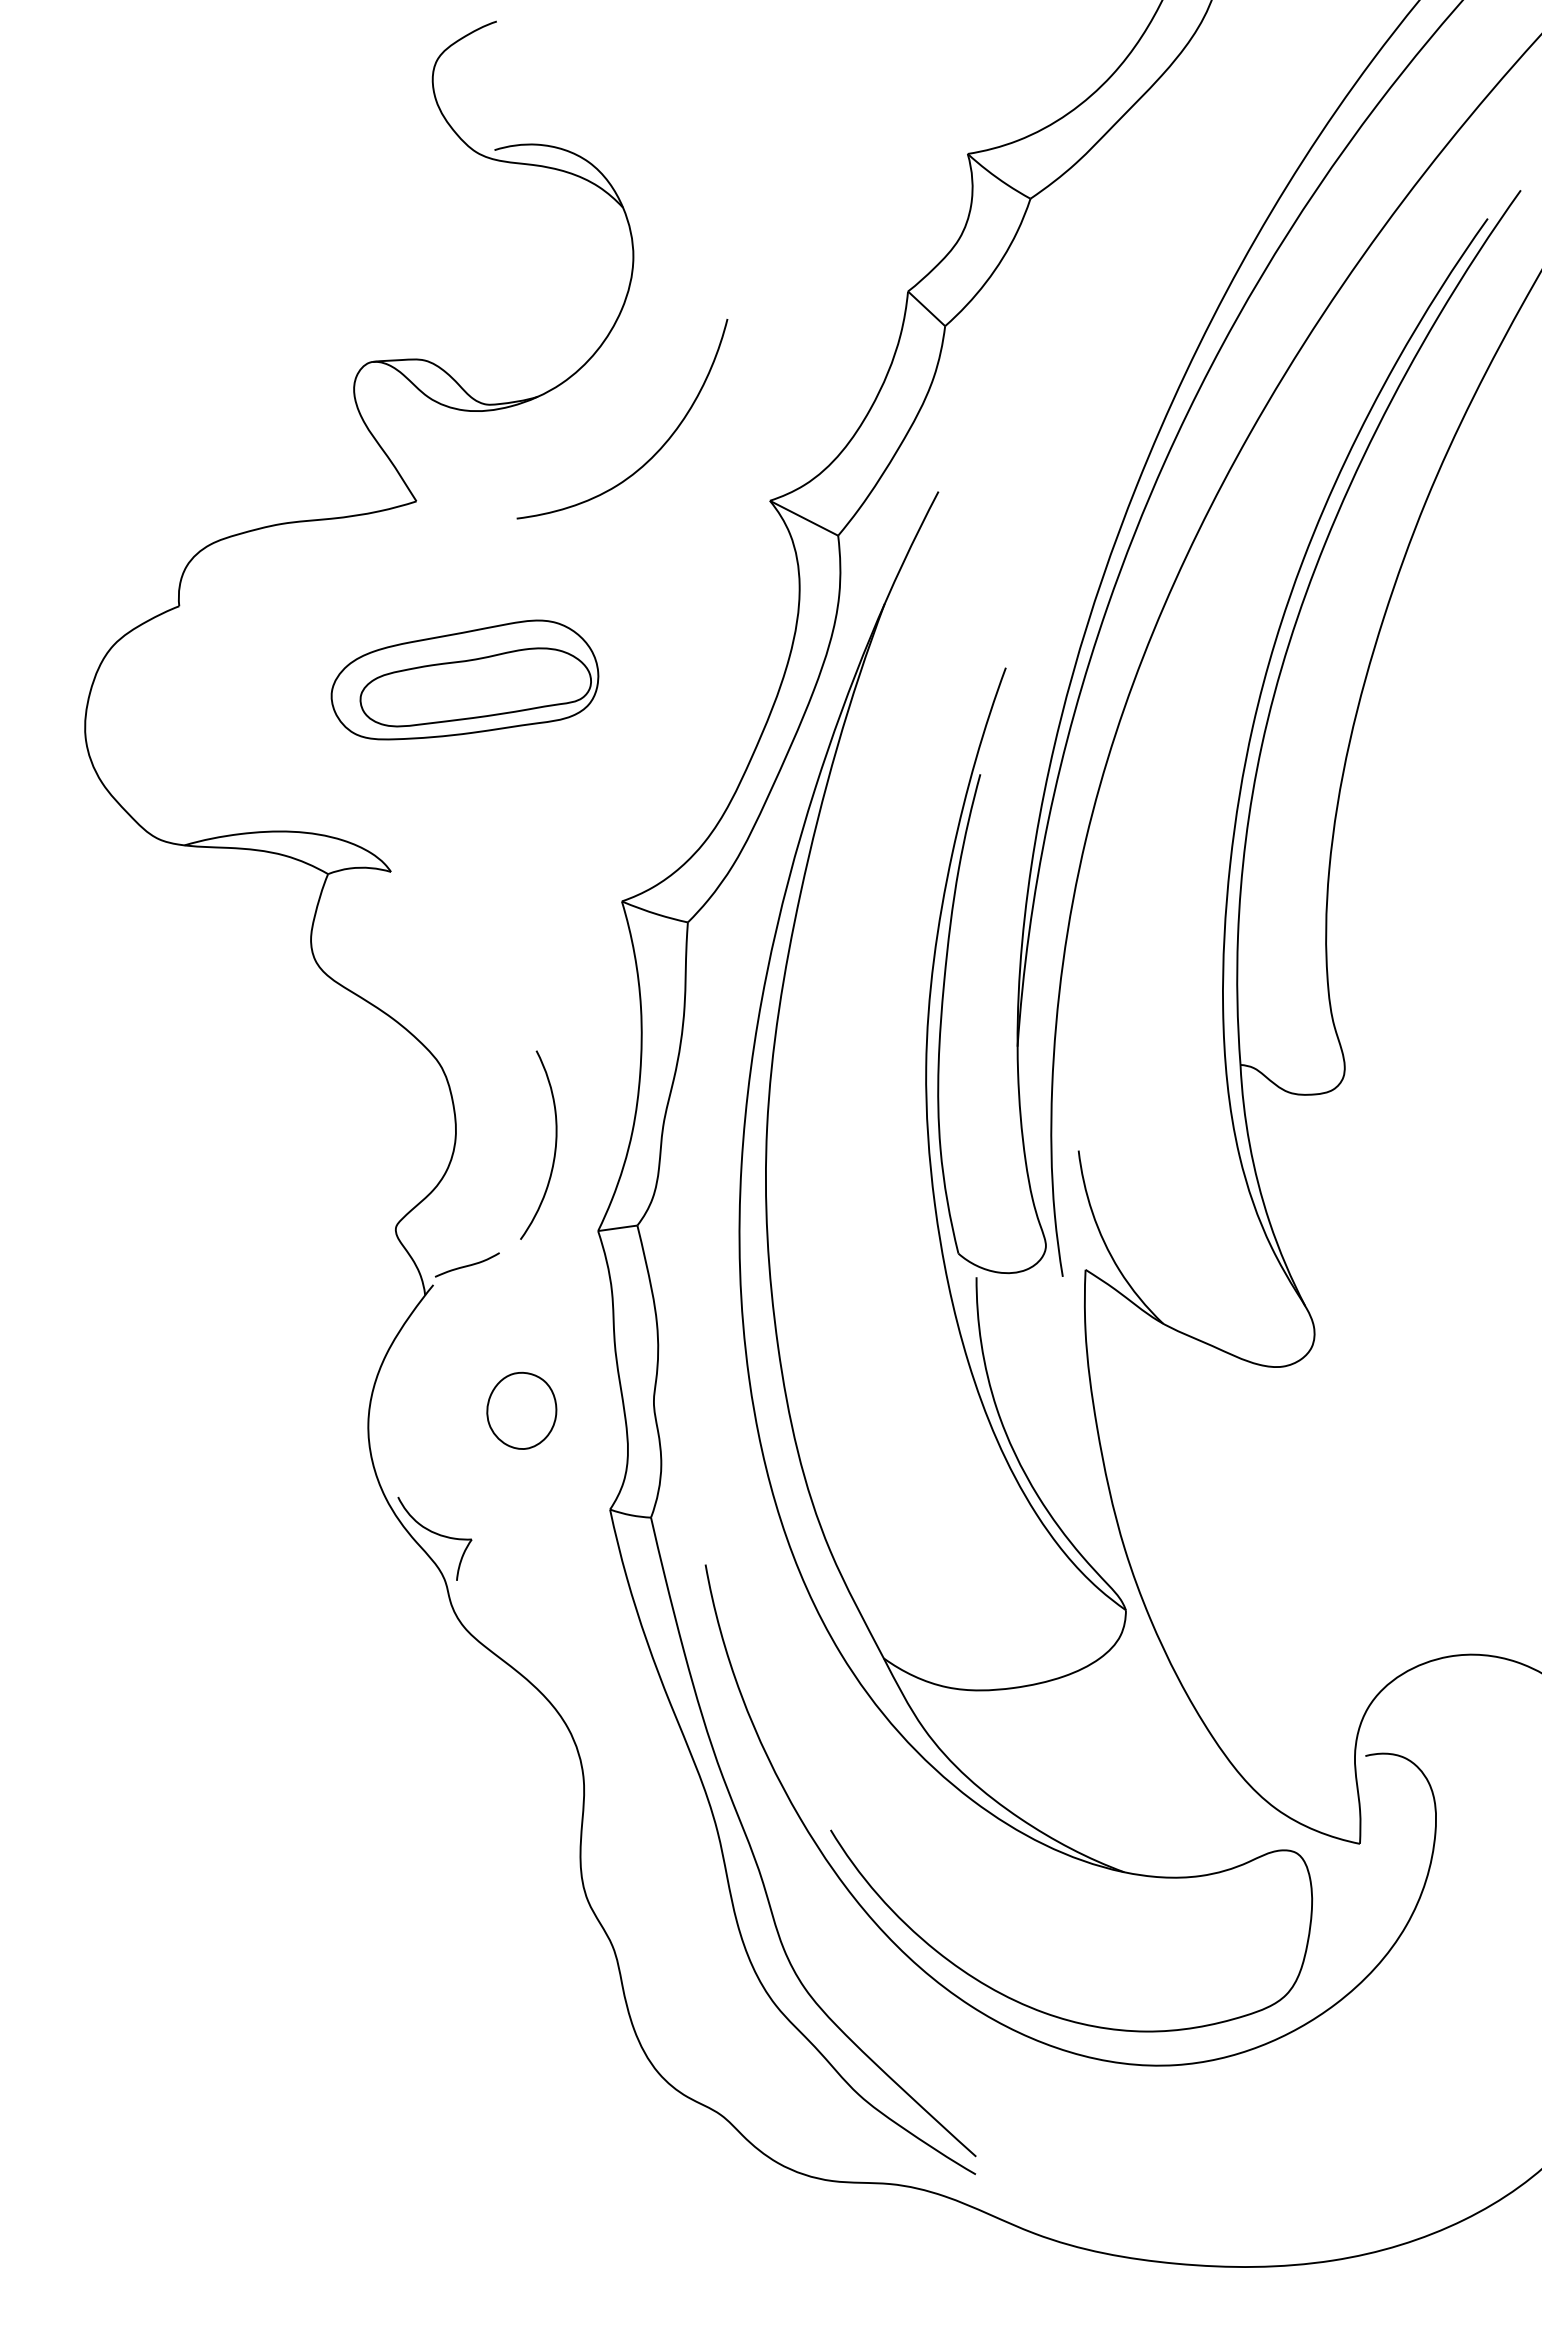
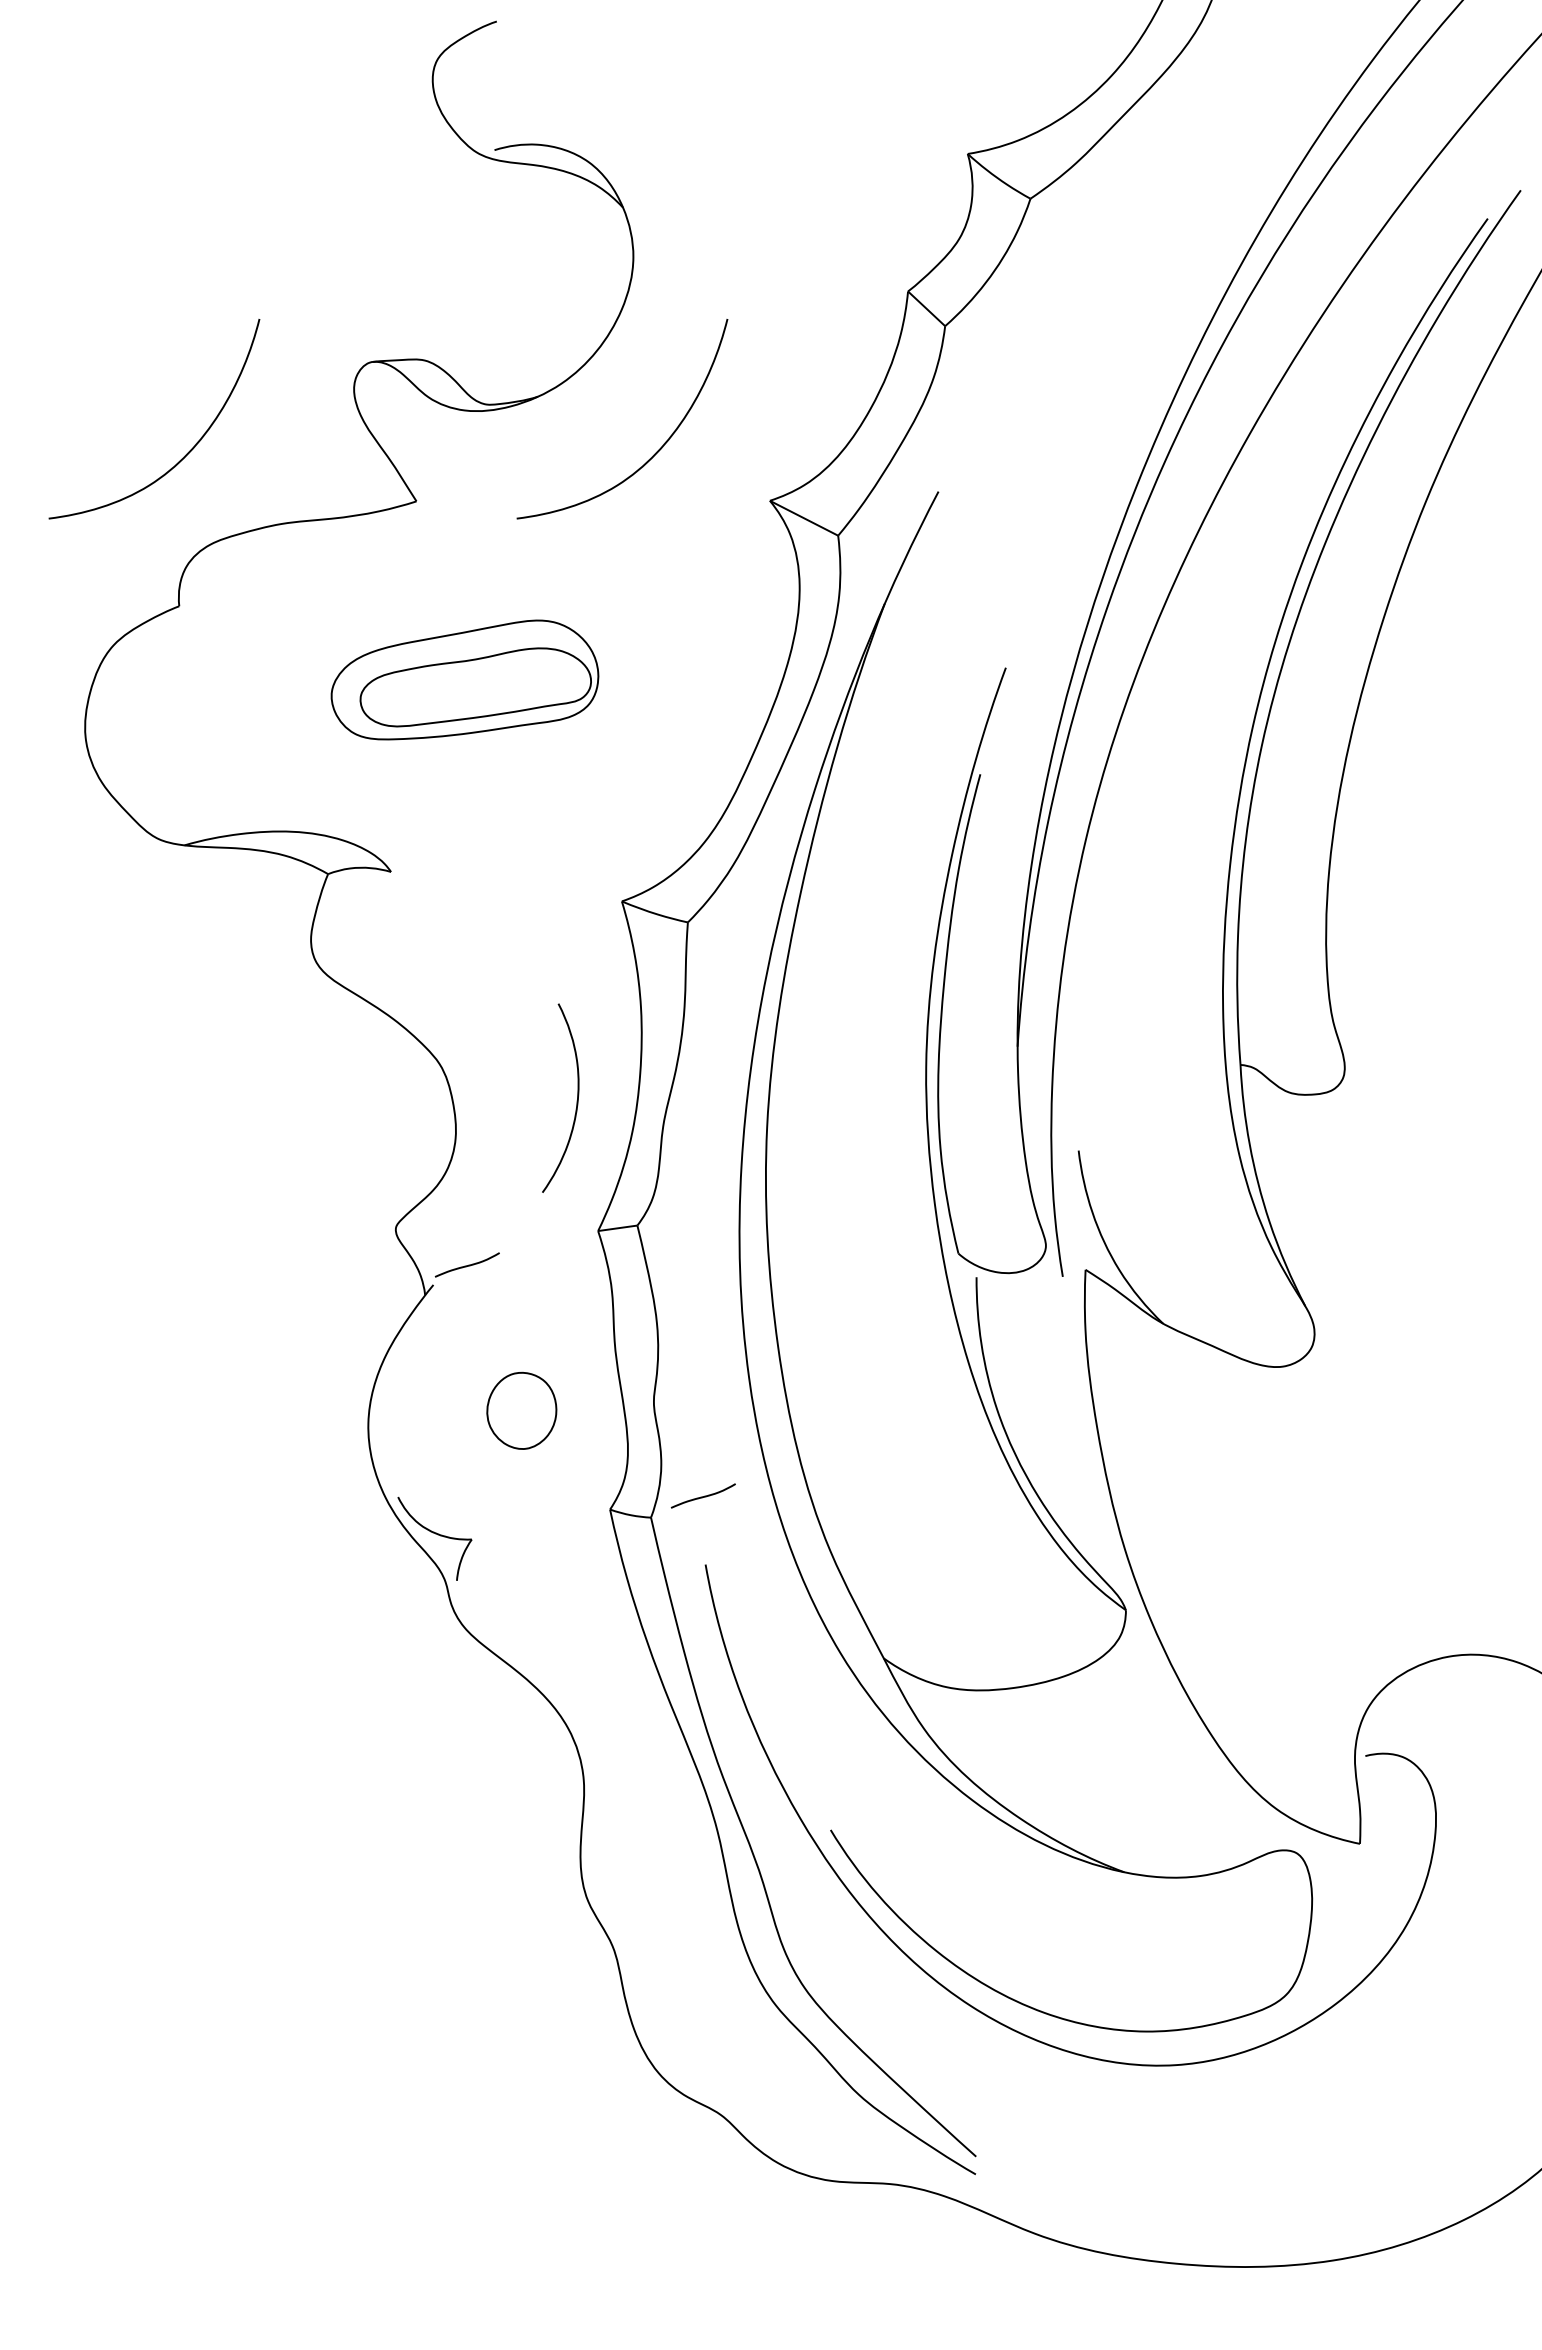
curve: none -> present (187, 452)
curve position: (554, 1147) -> (576, 1100) (576, 1100)
curve: none -> present (702, 1496)
